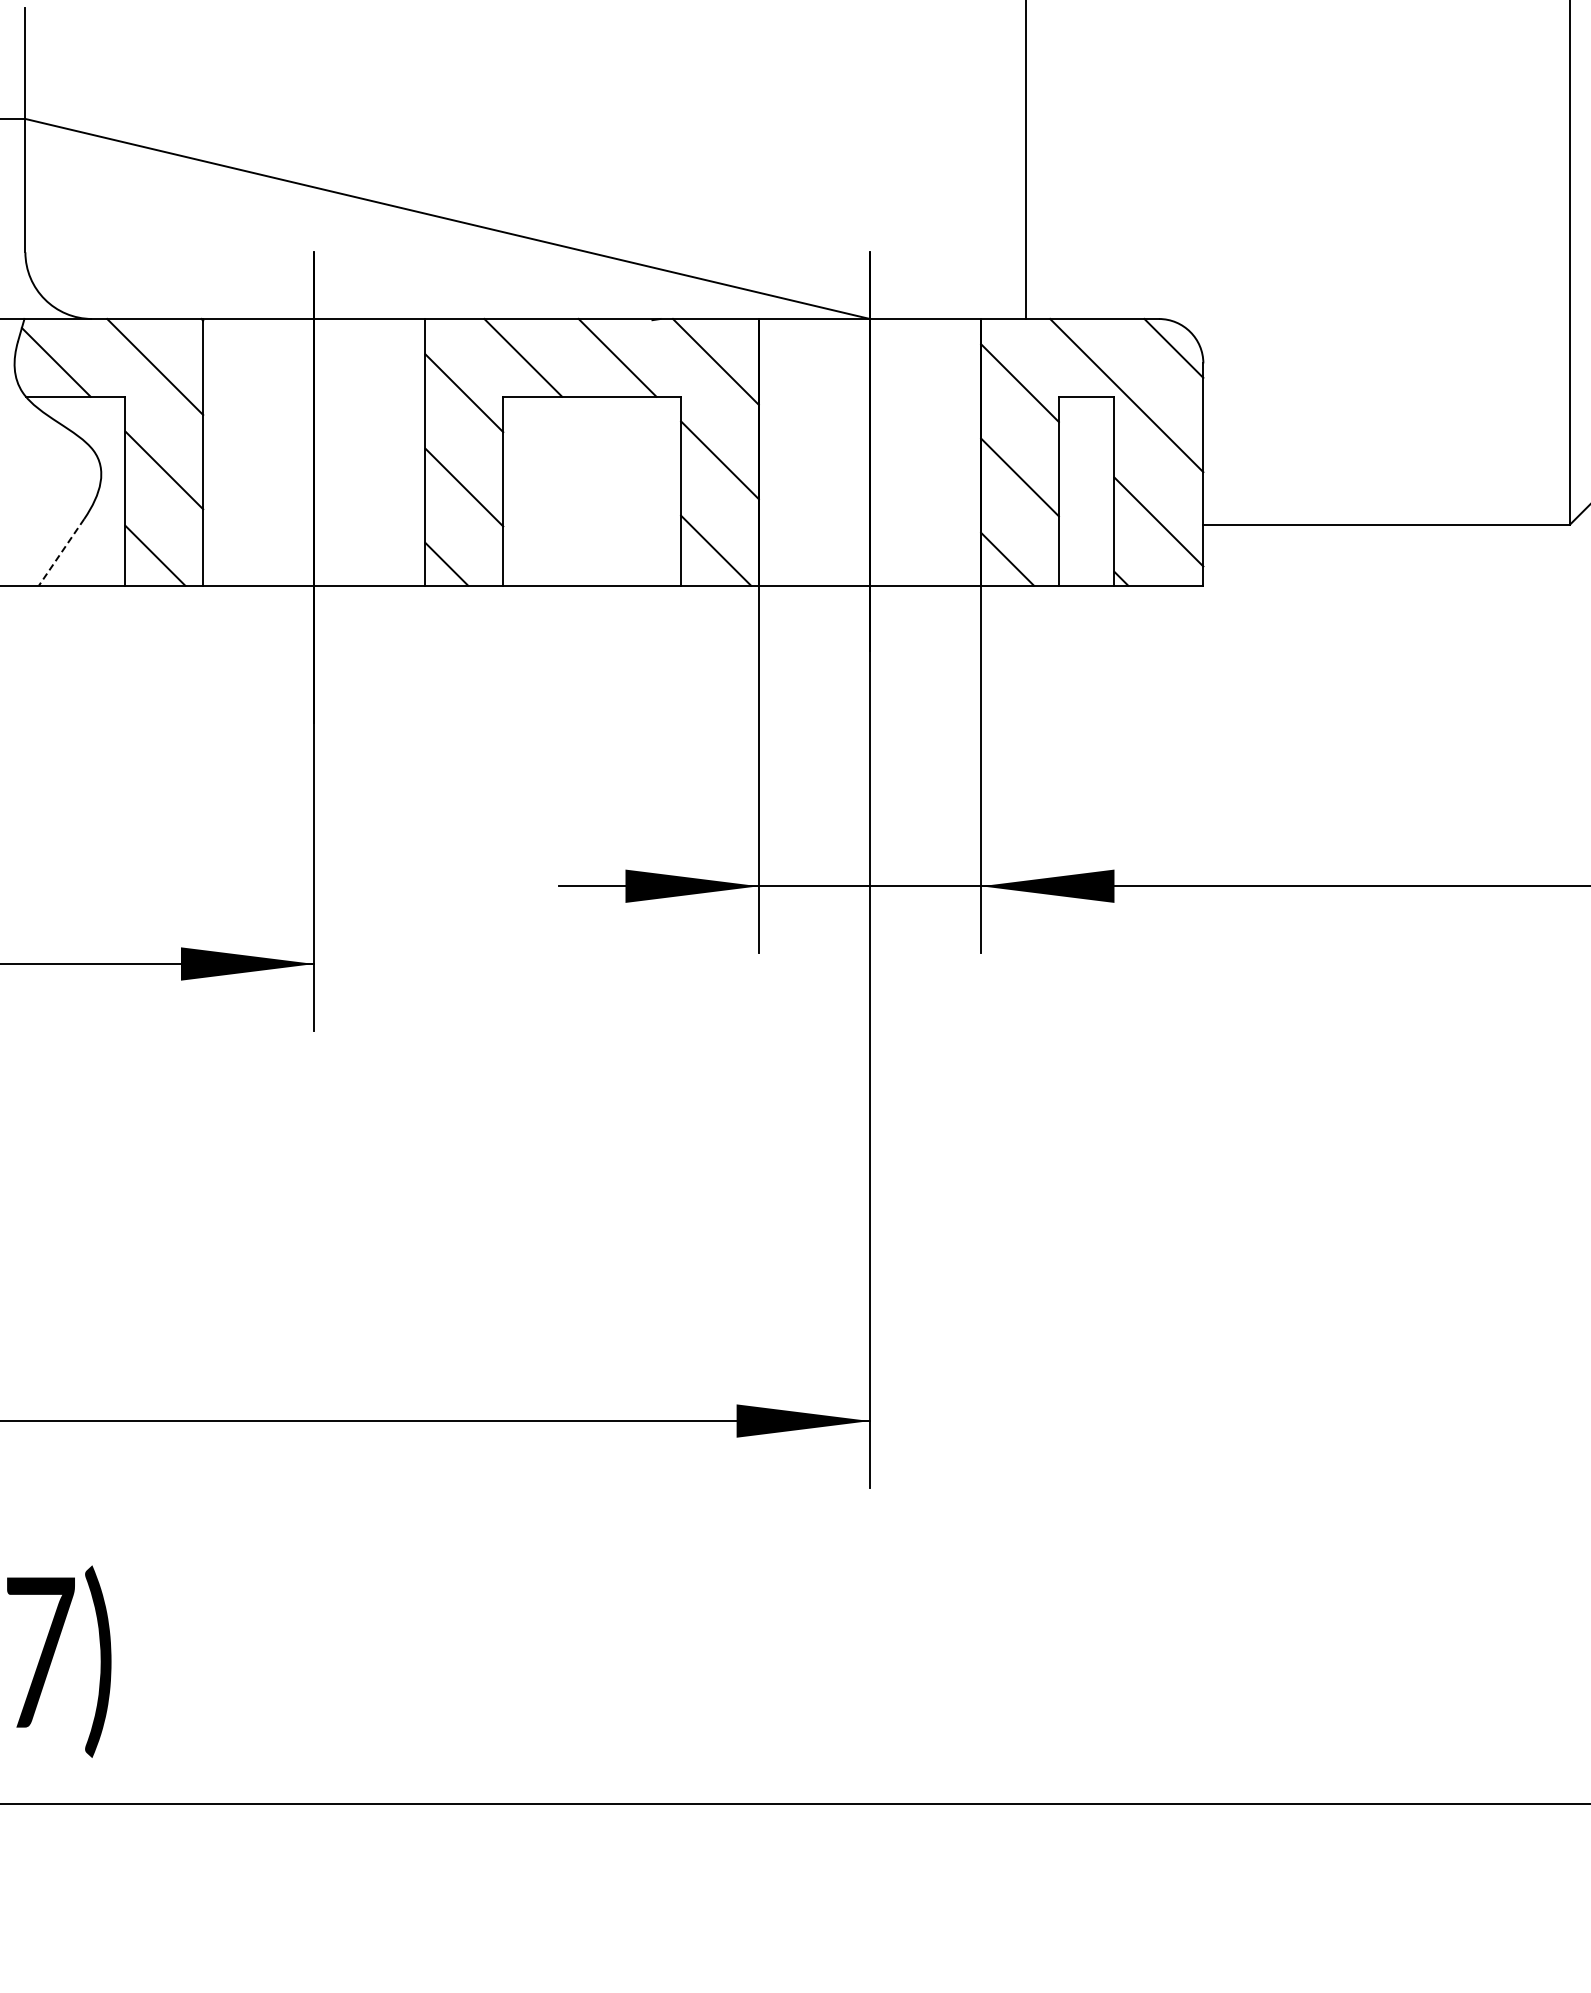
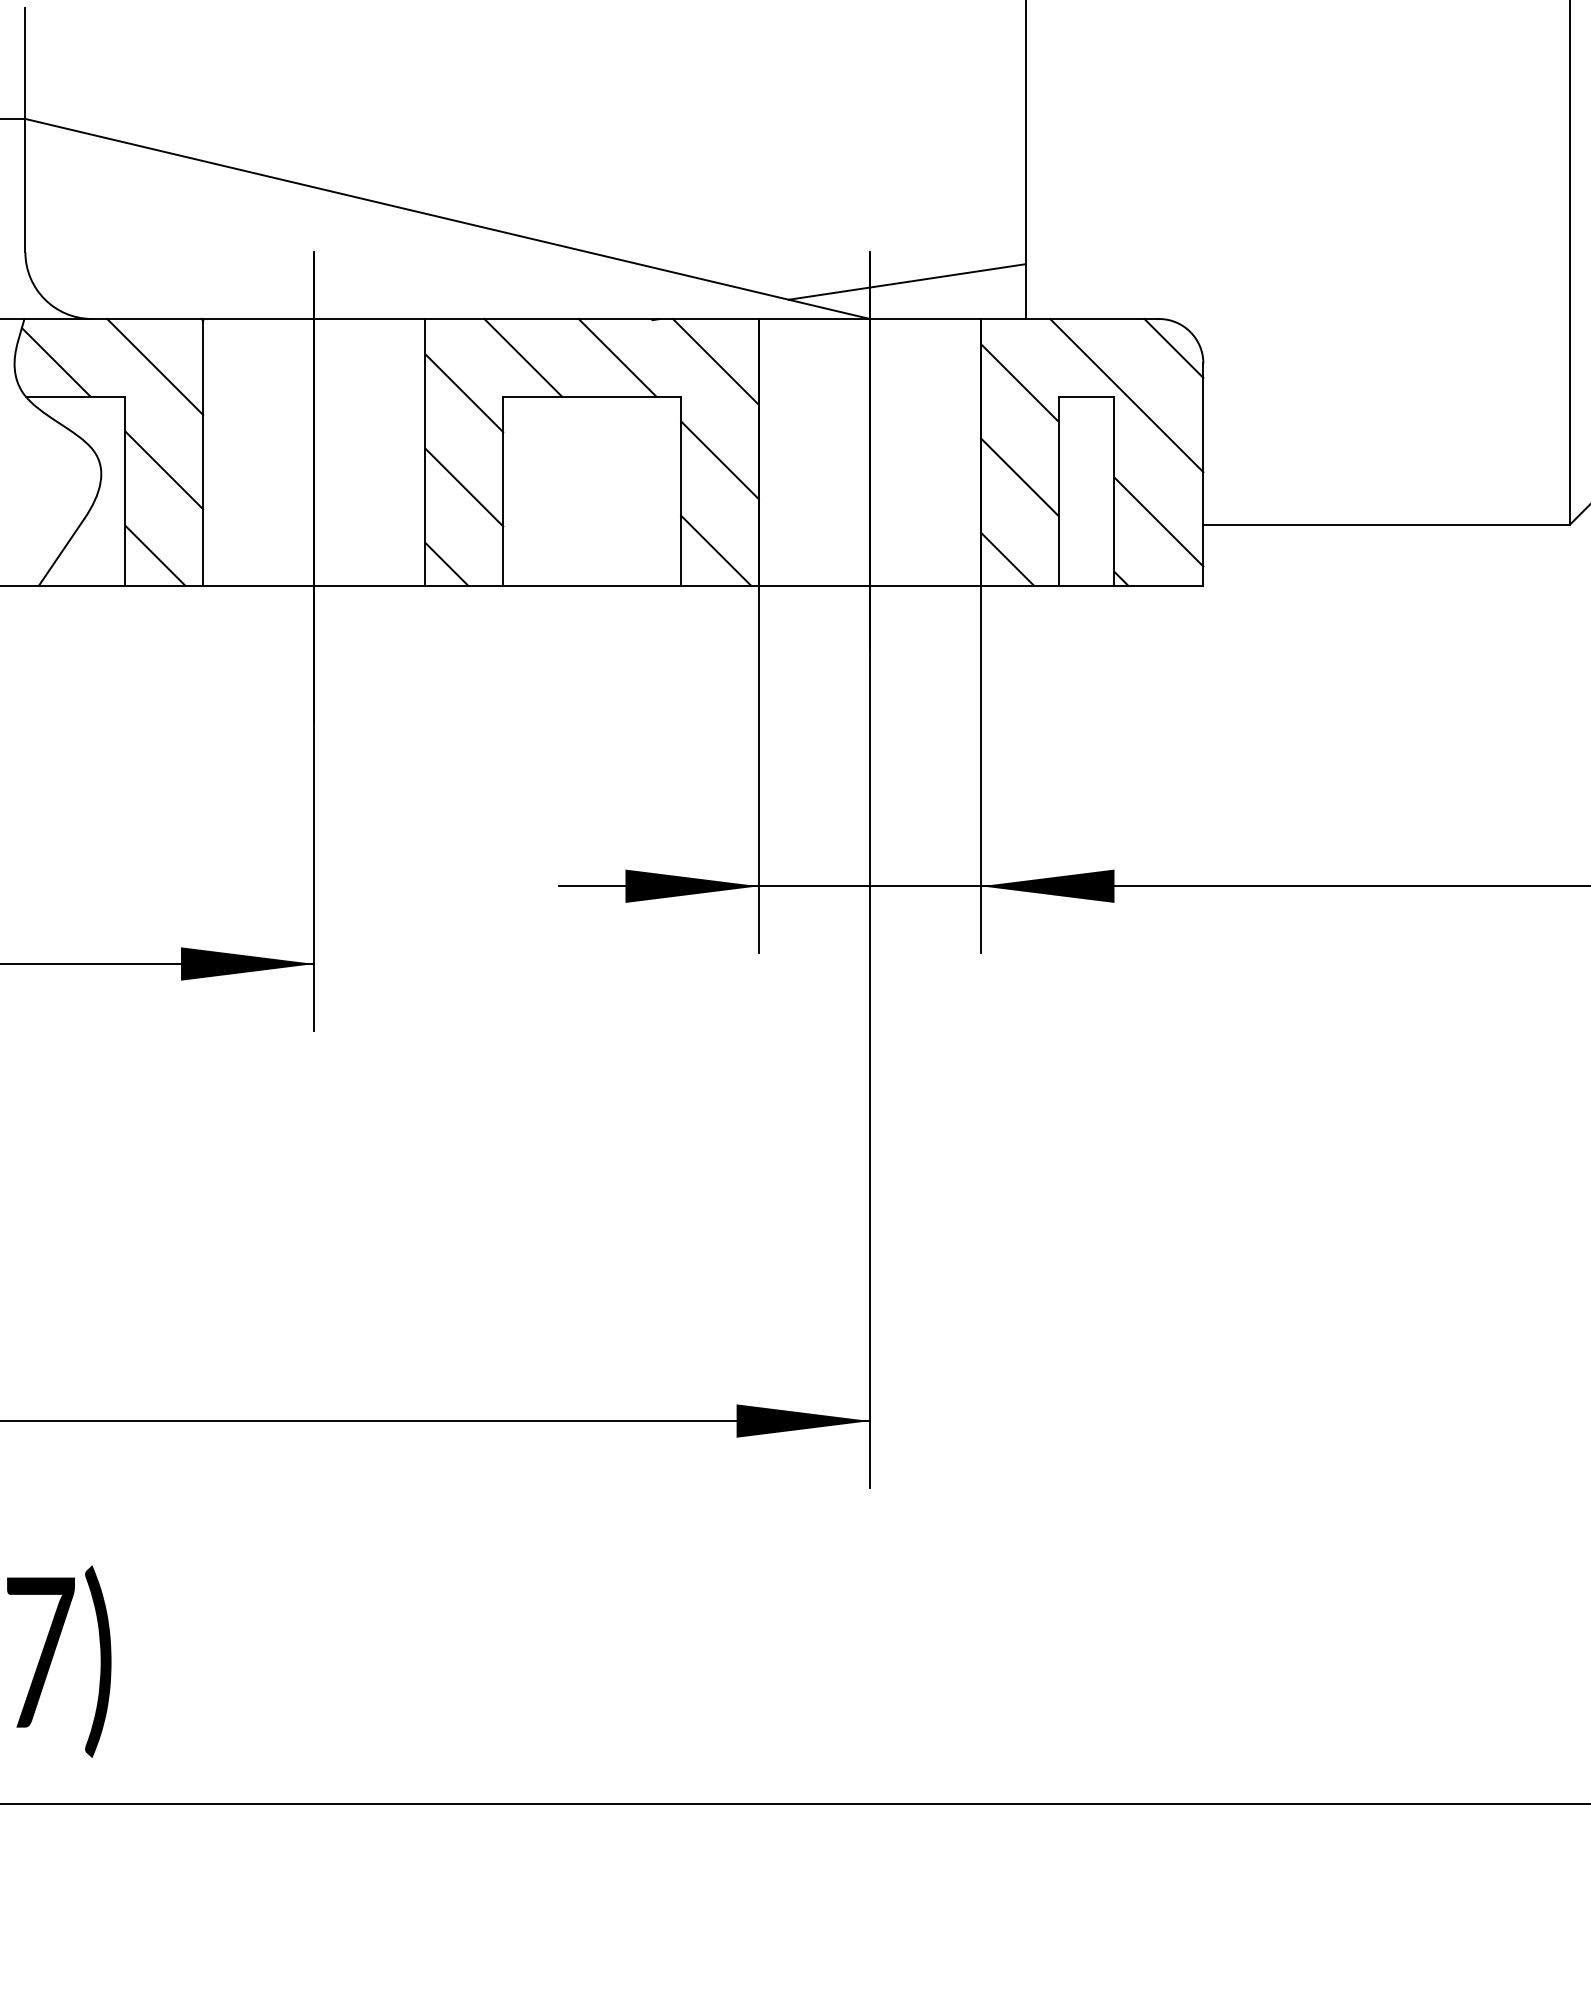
line: none -> present (906, 281)
line: dashed -> solid (61, 552)
